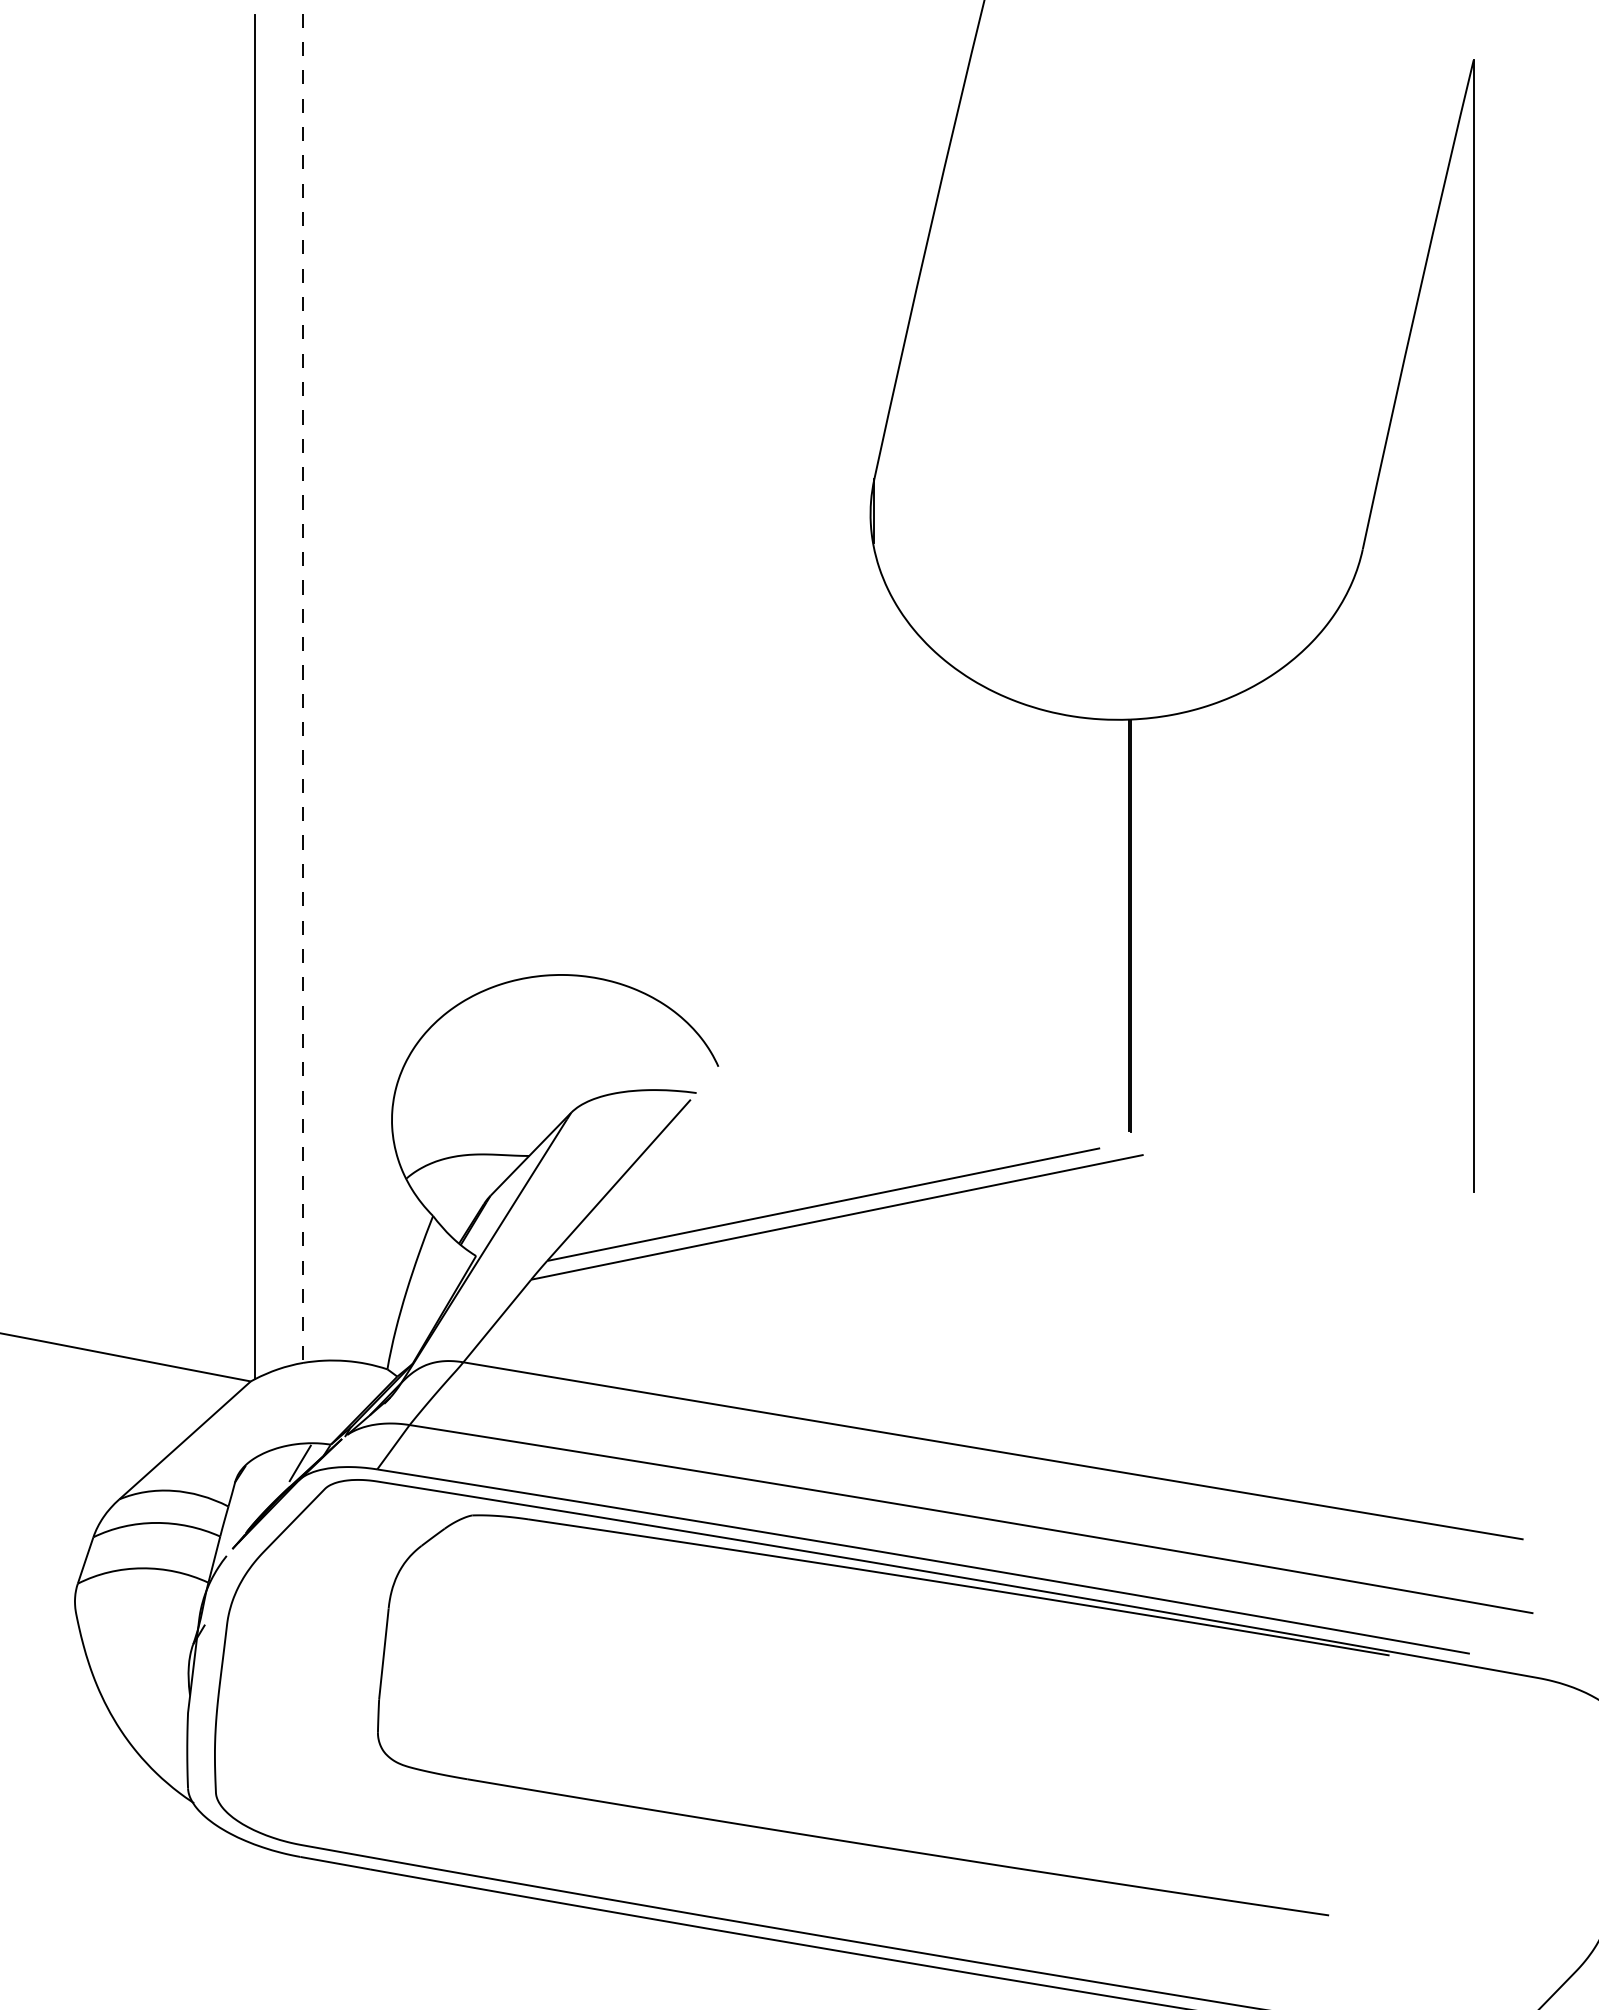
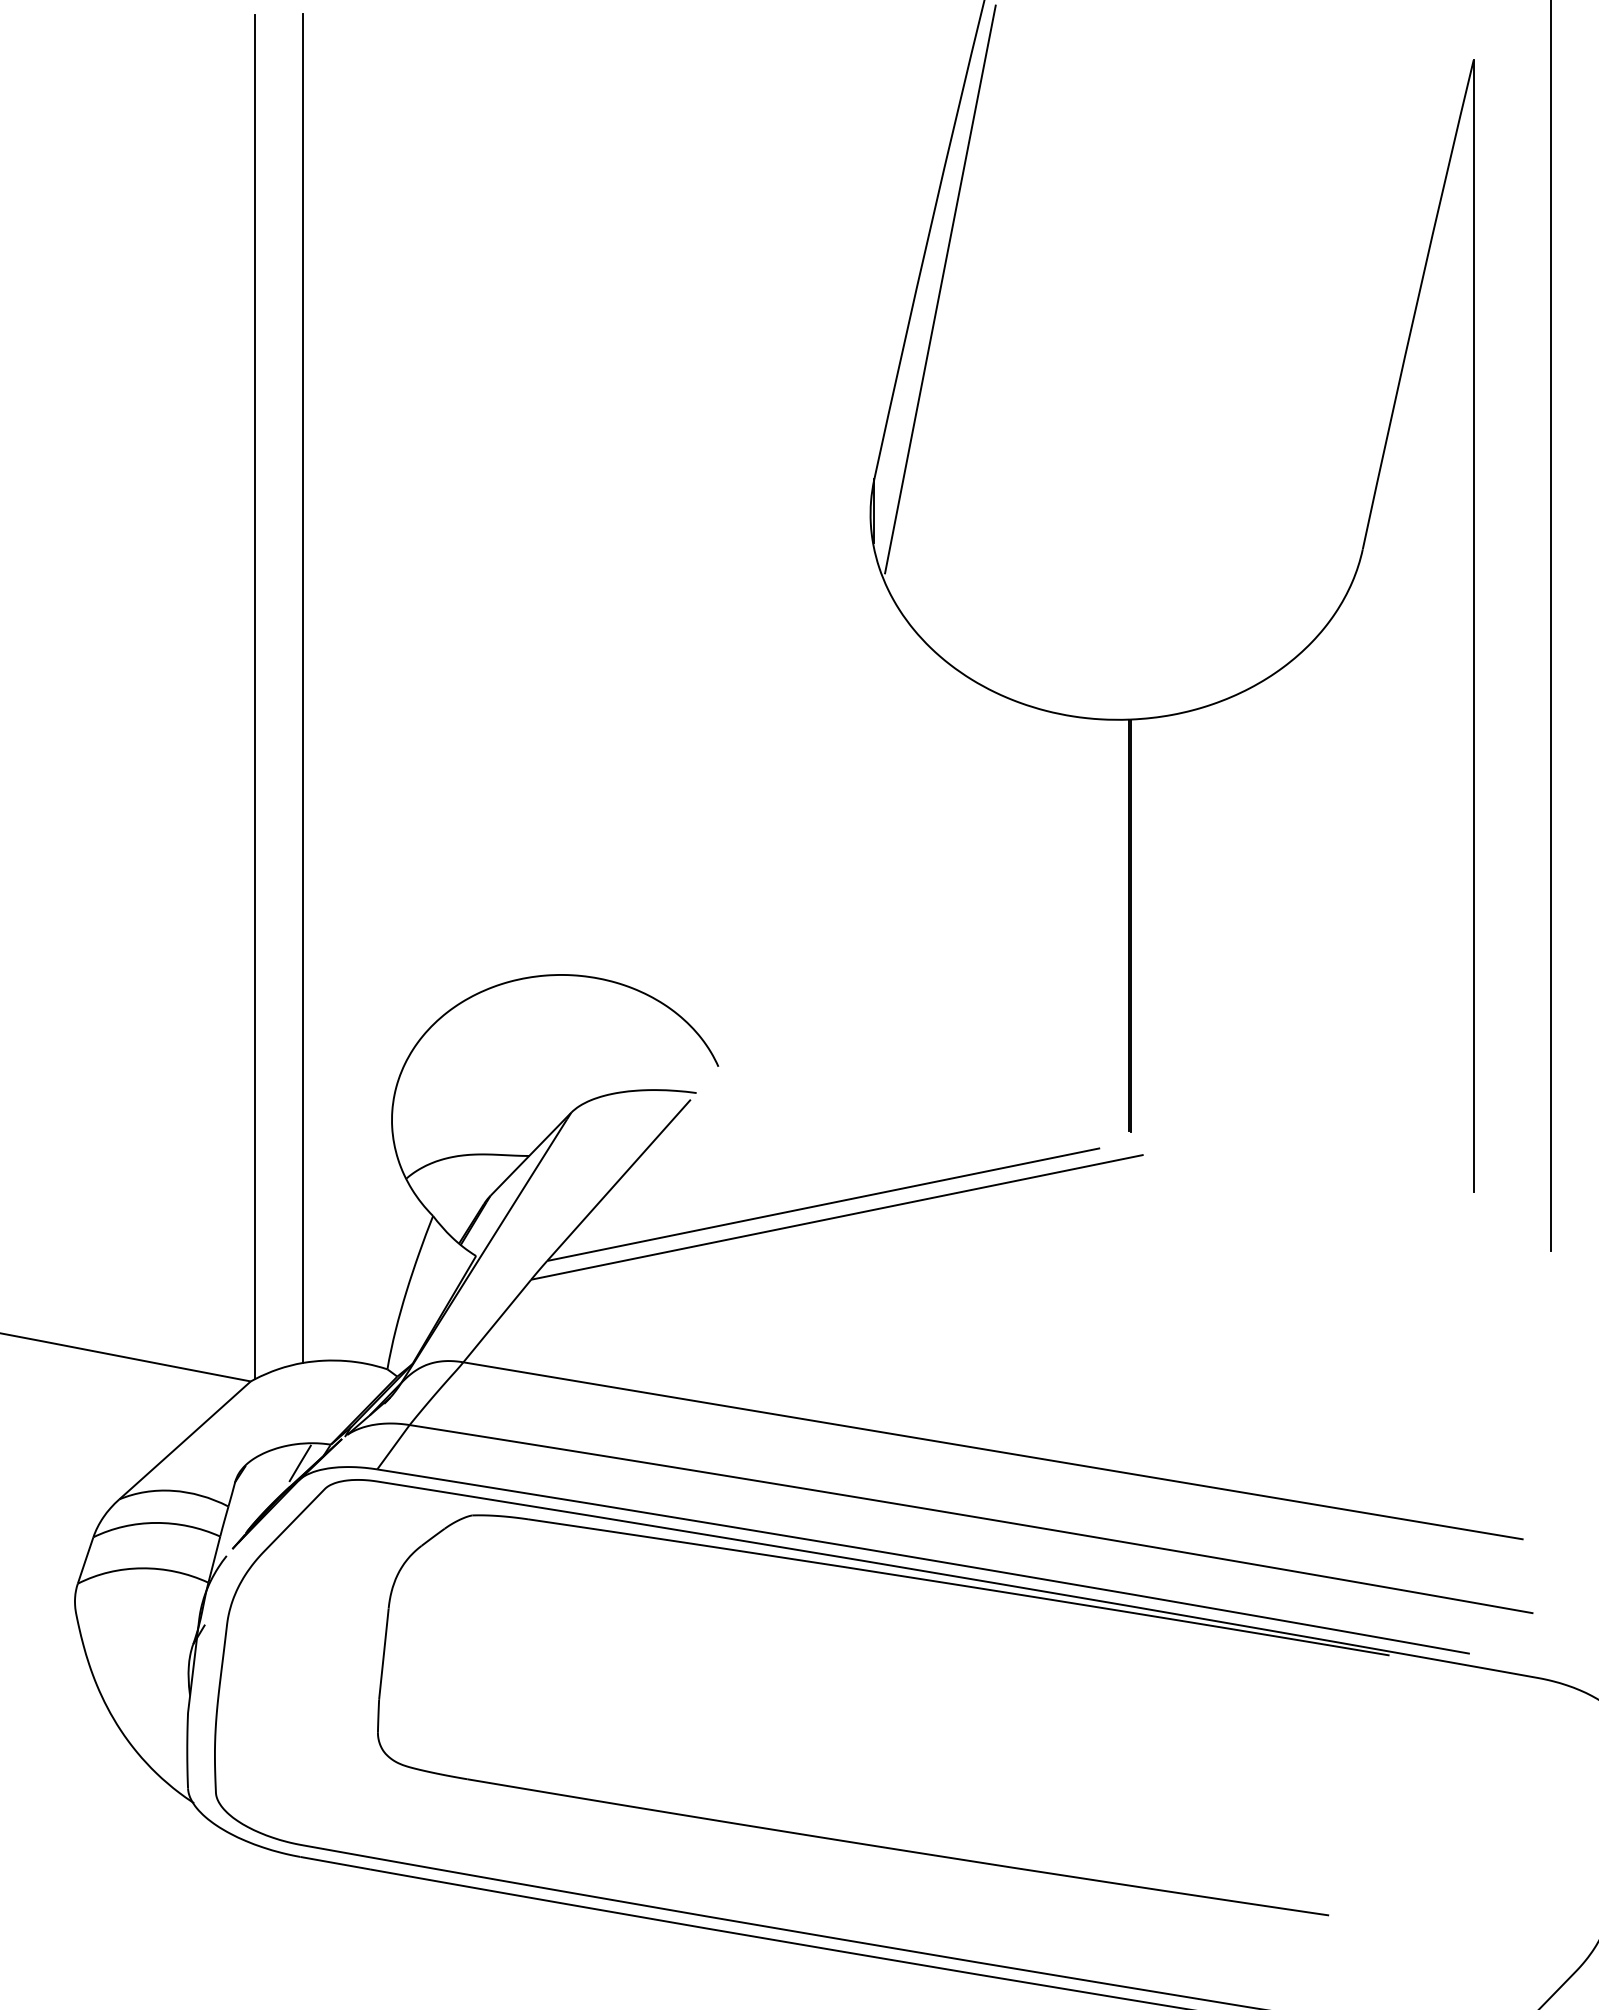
line: none -> present (940, 289)
line: none -> present (1551, 626)
line: dashed -> solid (303, 688)
